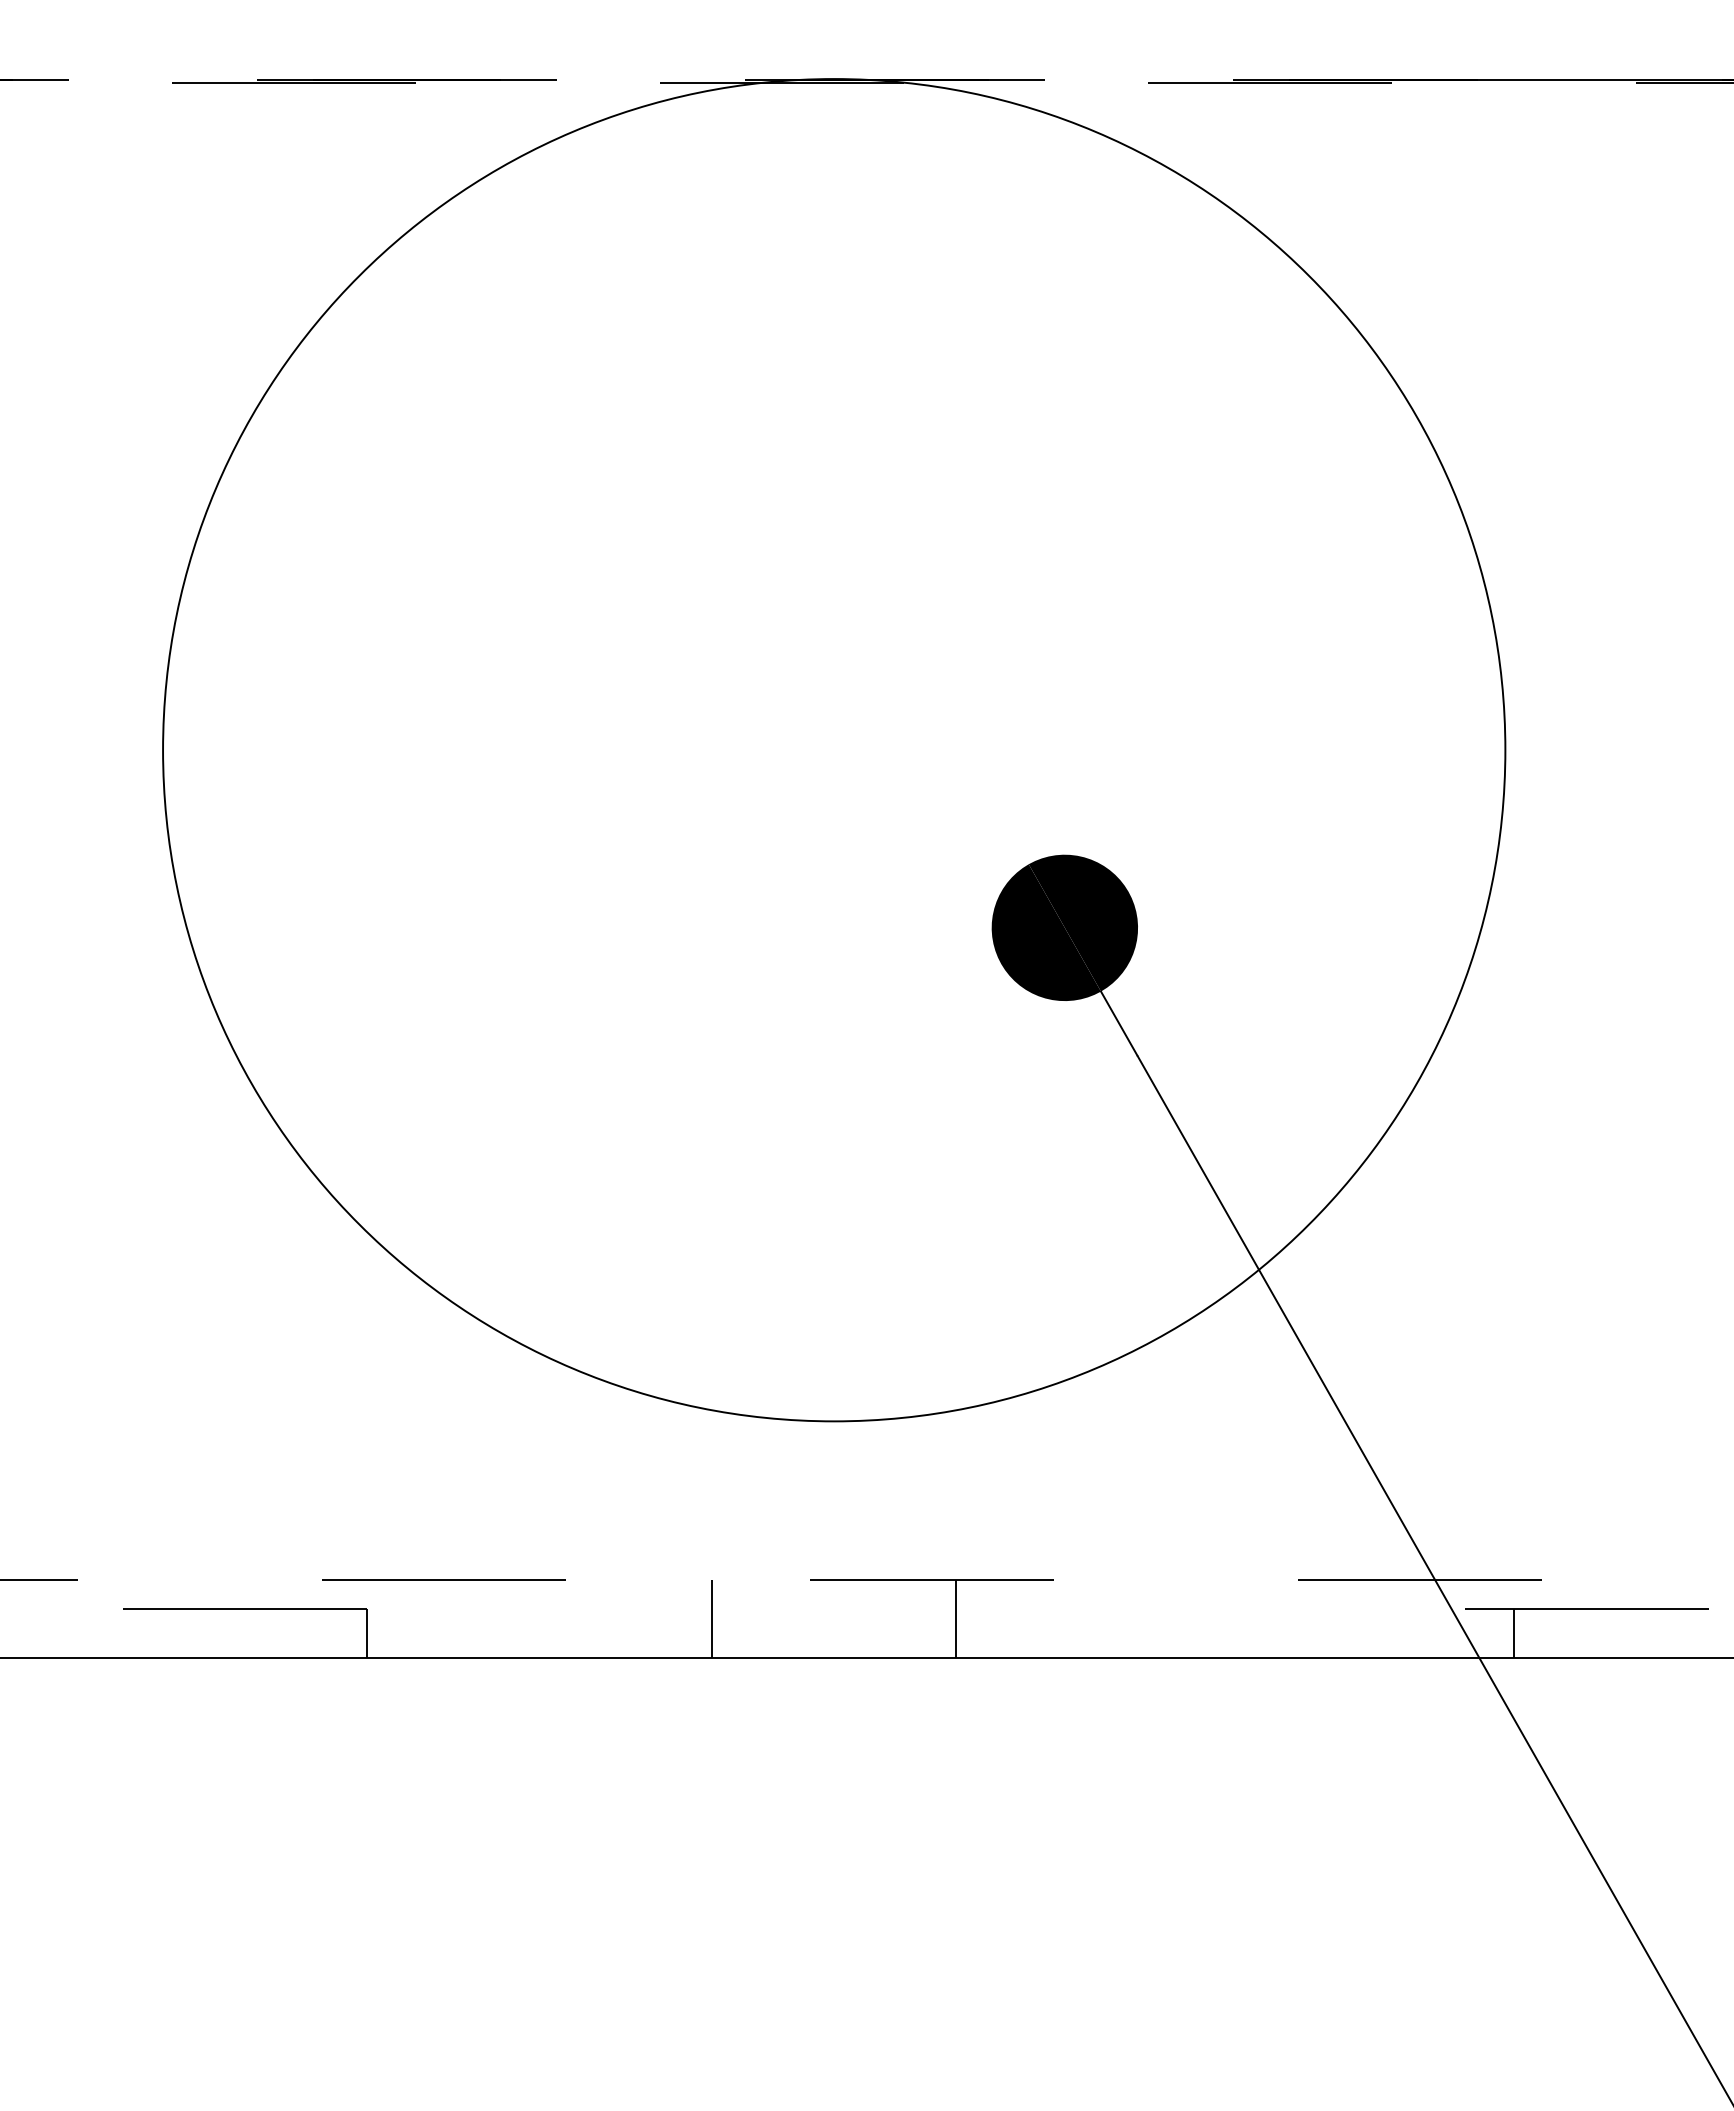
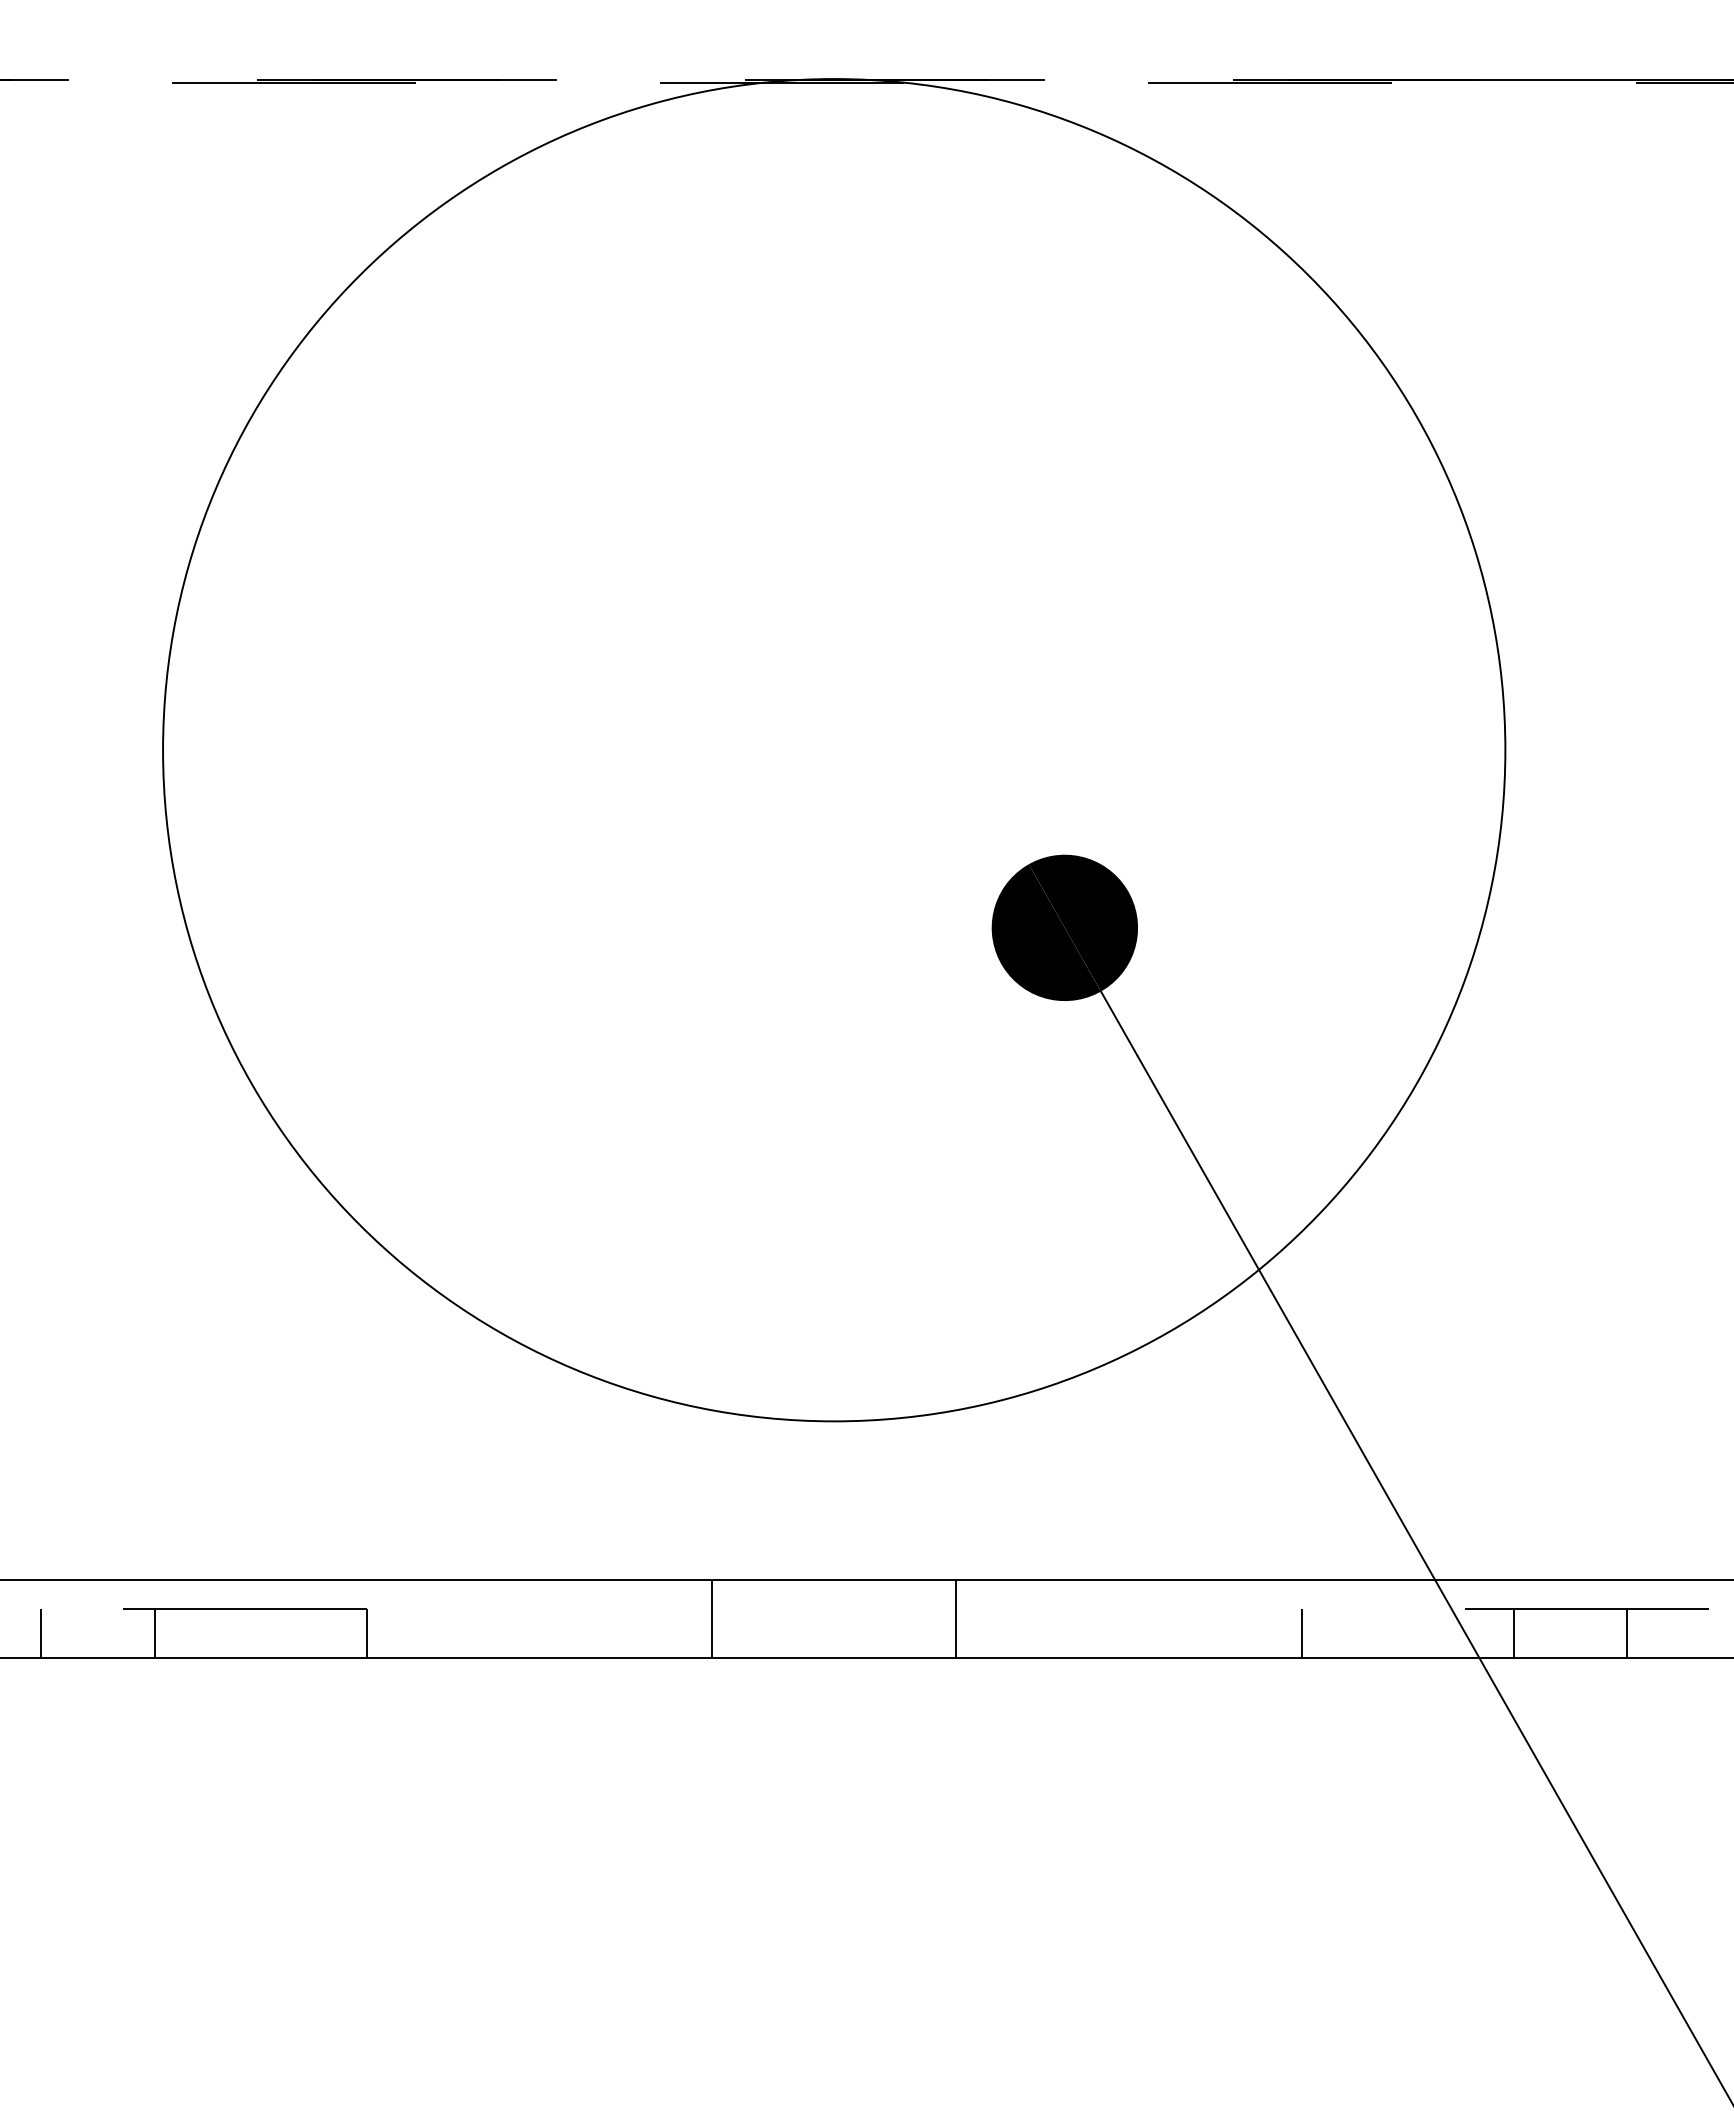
line: dashed -> solid (867, 1579)
line: none -> present (41, 1633)
line: none -> present (154, 1633)
line: none -> present (1301, 1633)
line: none -> present (1627, 1633)
